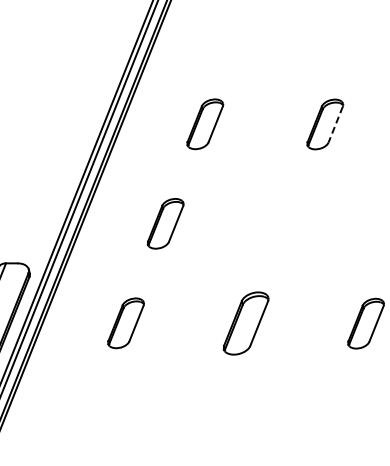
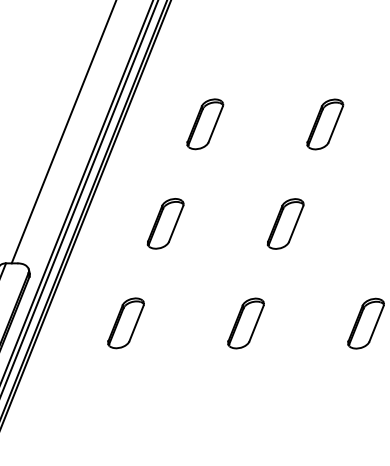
line: dashed -> solid (335, 124)
line: none -> present (63, 132)
part: none -> present (285, 223)
part size: 48x65 px -> 38x53 px (245, 323)
